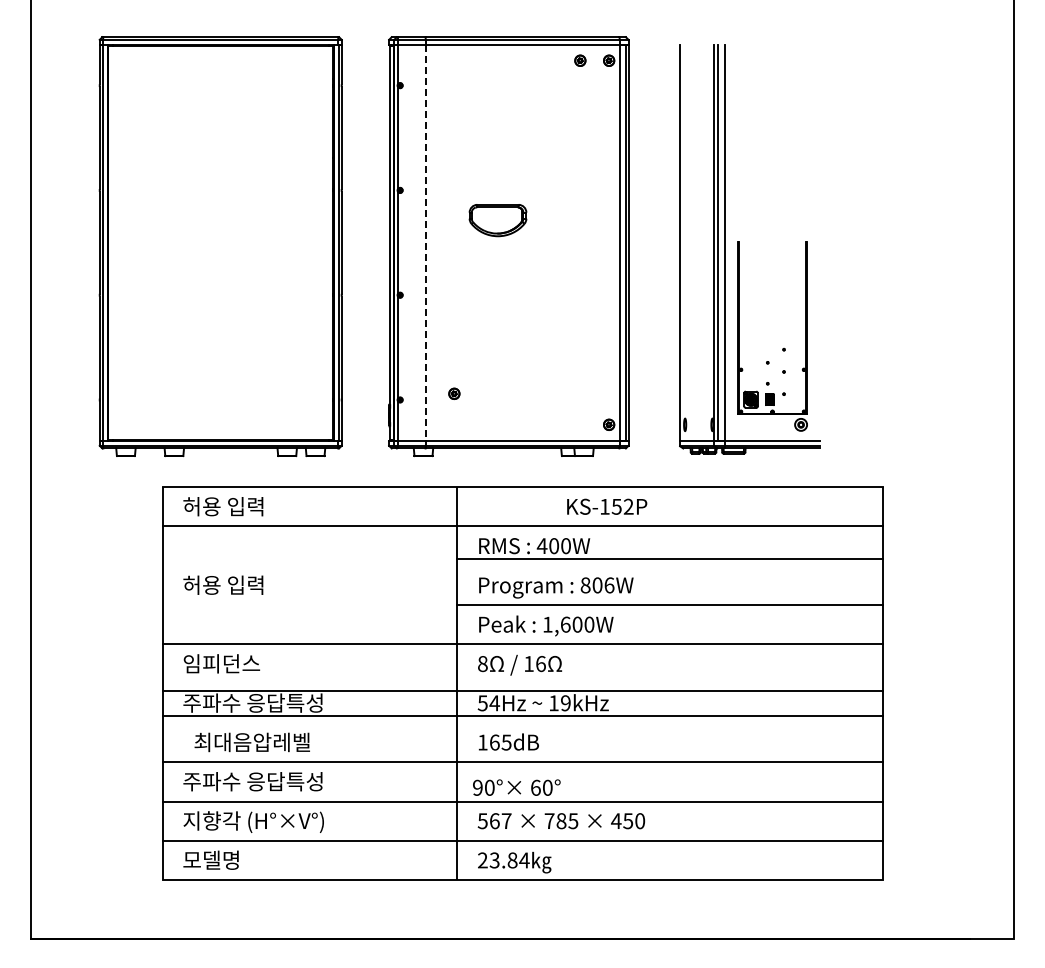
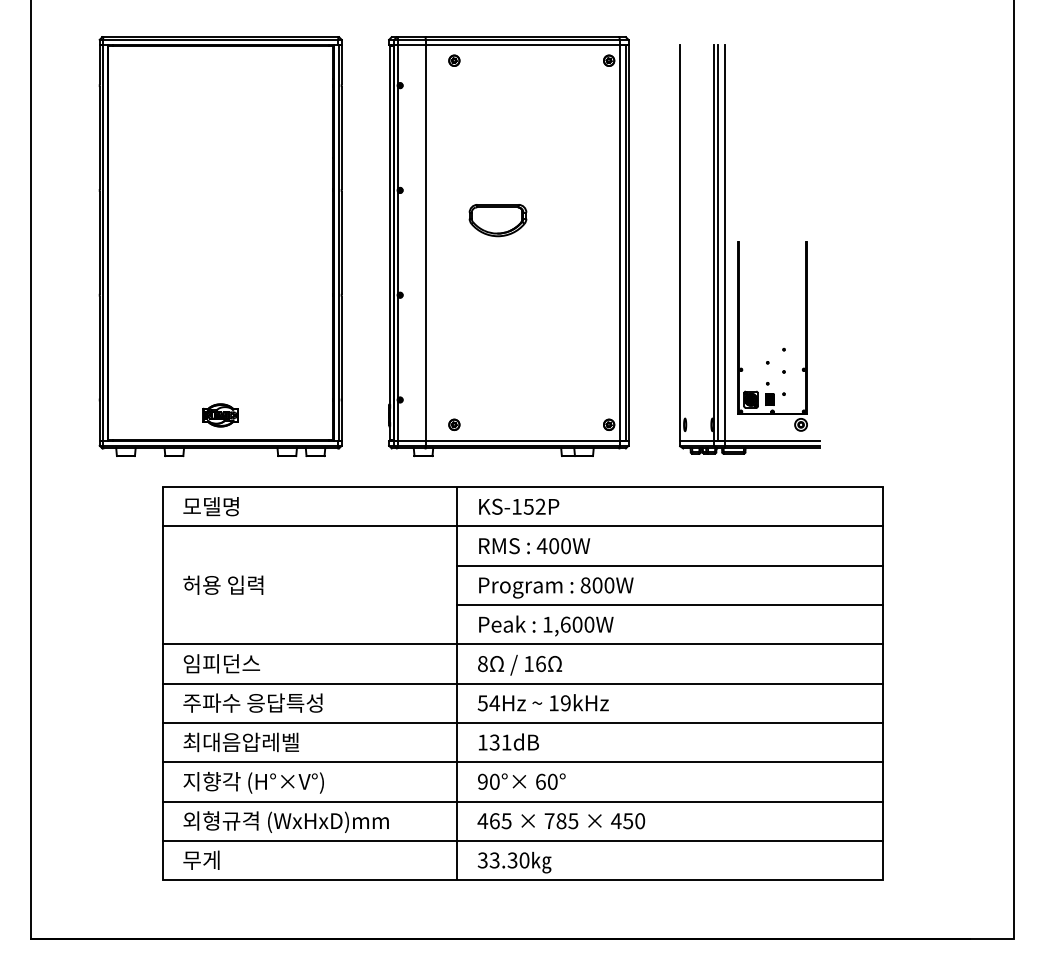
part position: (580, 60) -> (454, 60) (454, 60)
line: dashed -> solid (425, 242)
part position: (454, 393) -> (454, 424) (454, 424)
part: none -> present (220, 415)
text: 허용 입력 -> 모델명 (223, 506)
text position: (607, 506) -> (519, 506) (519, 506)
line position: (670, 558) -> (670, 565) (670, 565)
text: 806W -> 800W (609, 585)
line position: (522, 690) -> (522, 683) (522, 683)
line position: (522, 715) -> (522, 722) (522, 722)
text position: (251, 742) -> (240, 742) (240, 742)
text: 165dB -> 131dB (500, 742)
text: 주파수 응답특성 -> 지향각 (H°×V°) (253, 782)
text position: (516, 787) -> (521, 781) (521, 781)
text: 지향각 (H°×V°) -> 외형규격 (WxHxD)mm (285, 821)
text: 567 -> 465 (494, 821)
text: 모델명 -> 무게 (210, 859)
text: 23.84 -> 33.30 (503, 860)
